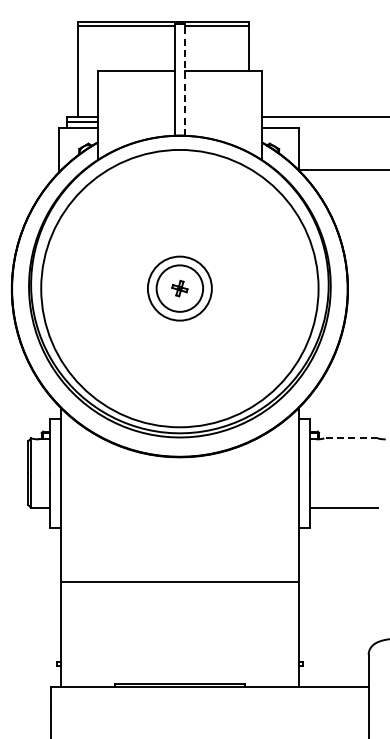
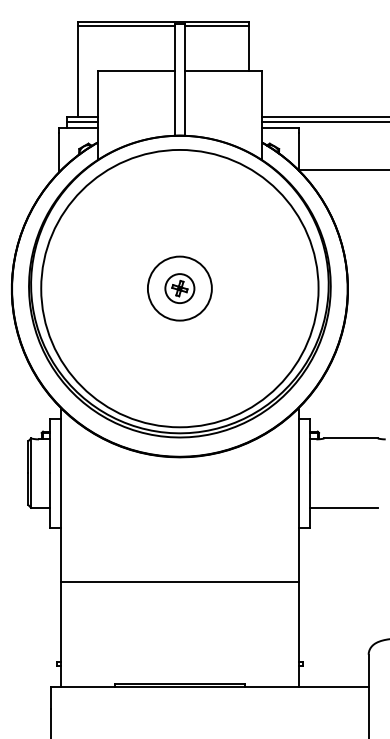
line: dashed -> solid (184, 79)
line: none -> present (324, 122)
circle diameter: 46 px -> 29 px (179, 288)
line: dashed -> solid (351, 438)
